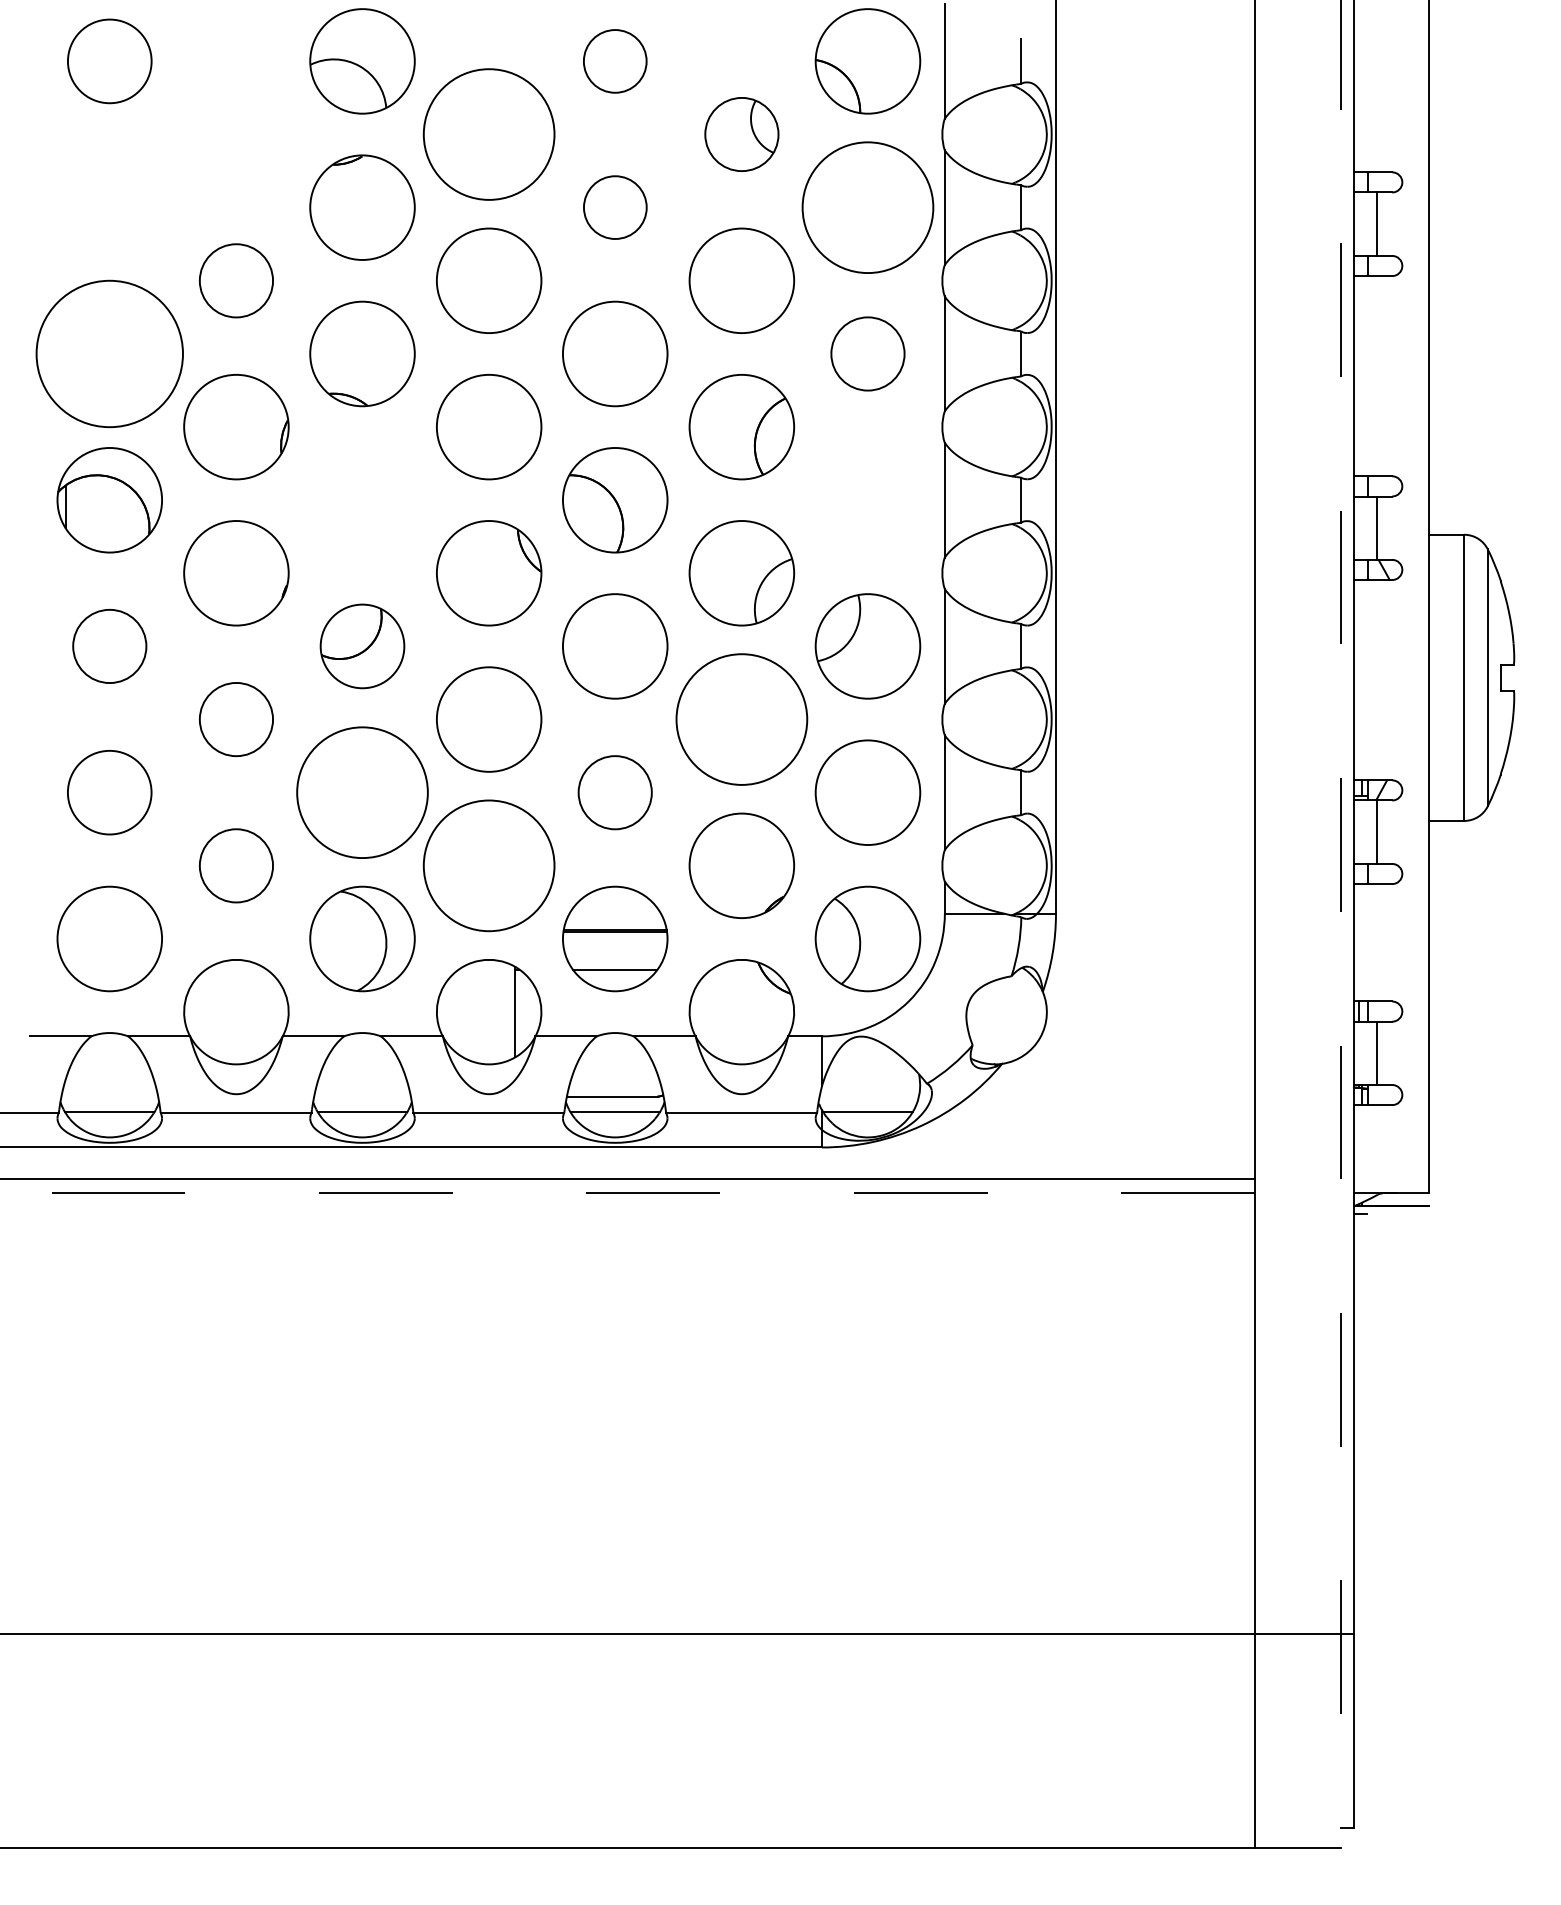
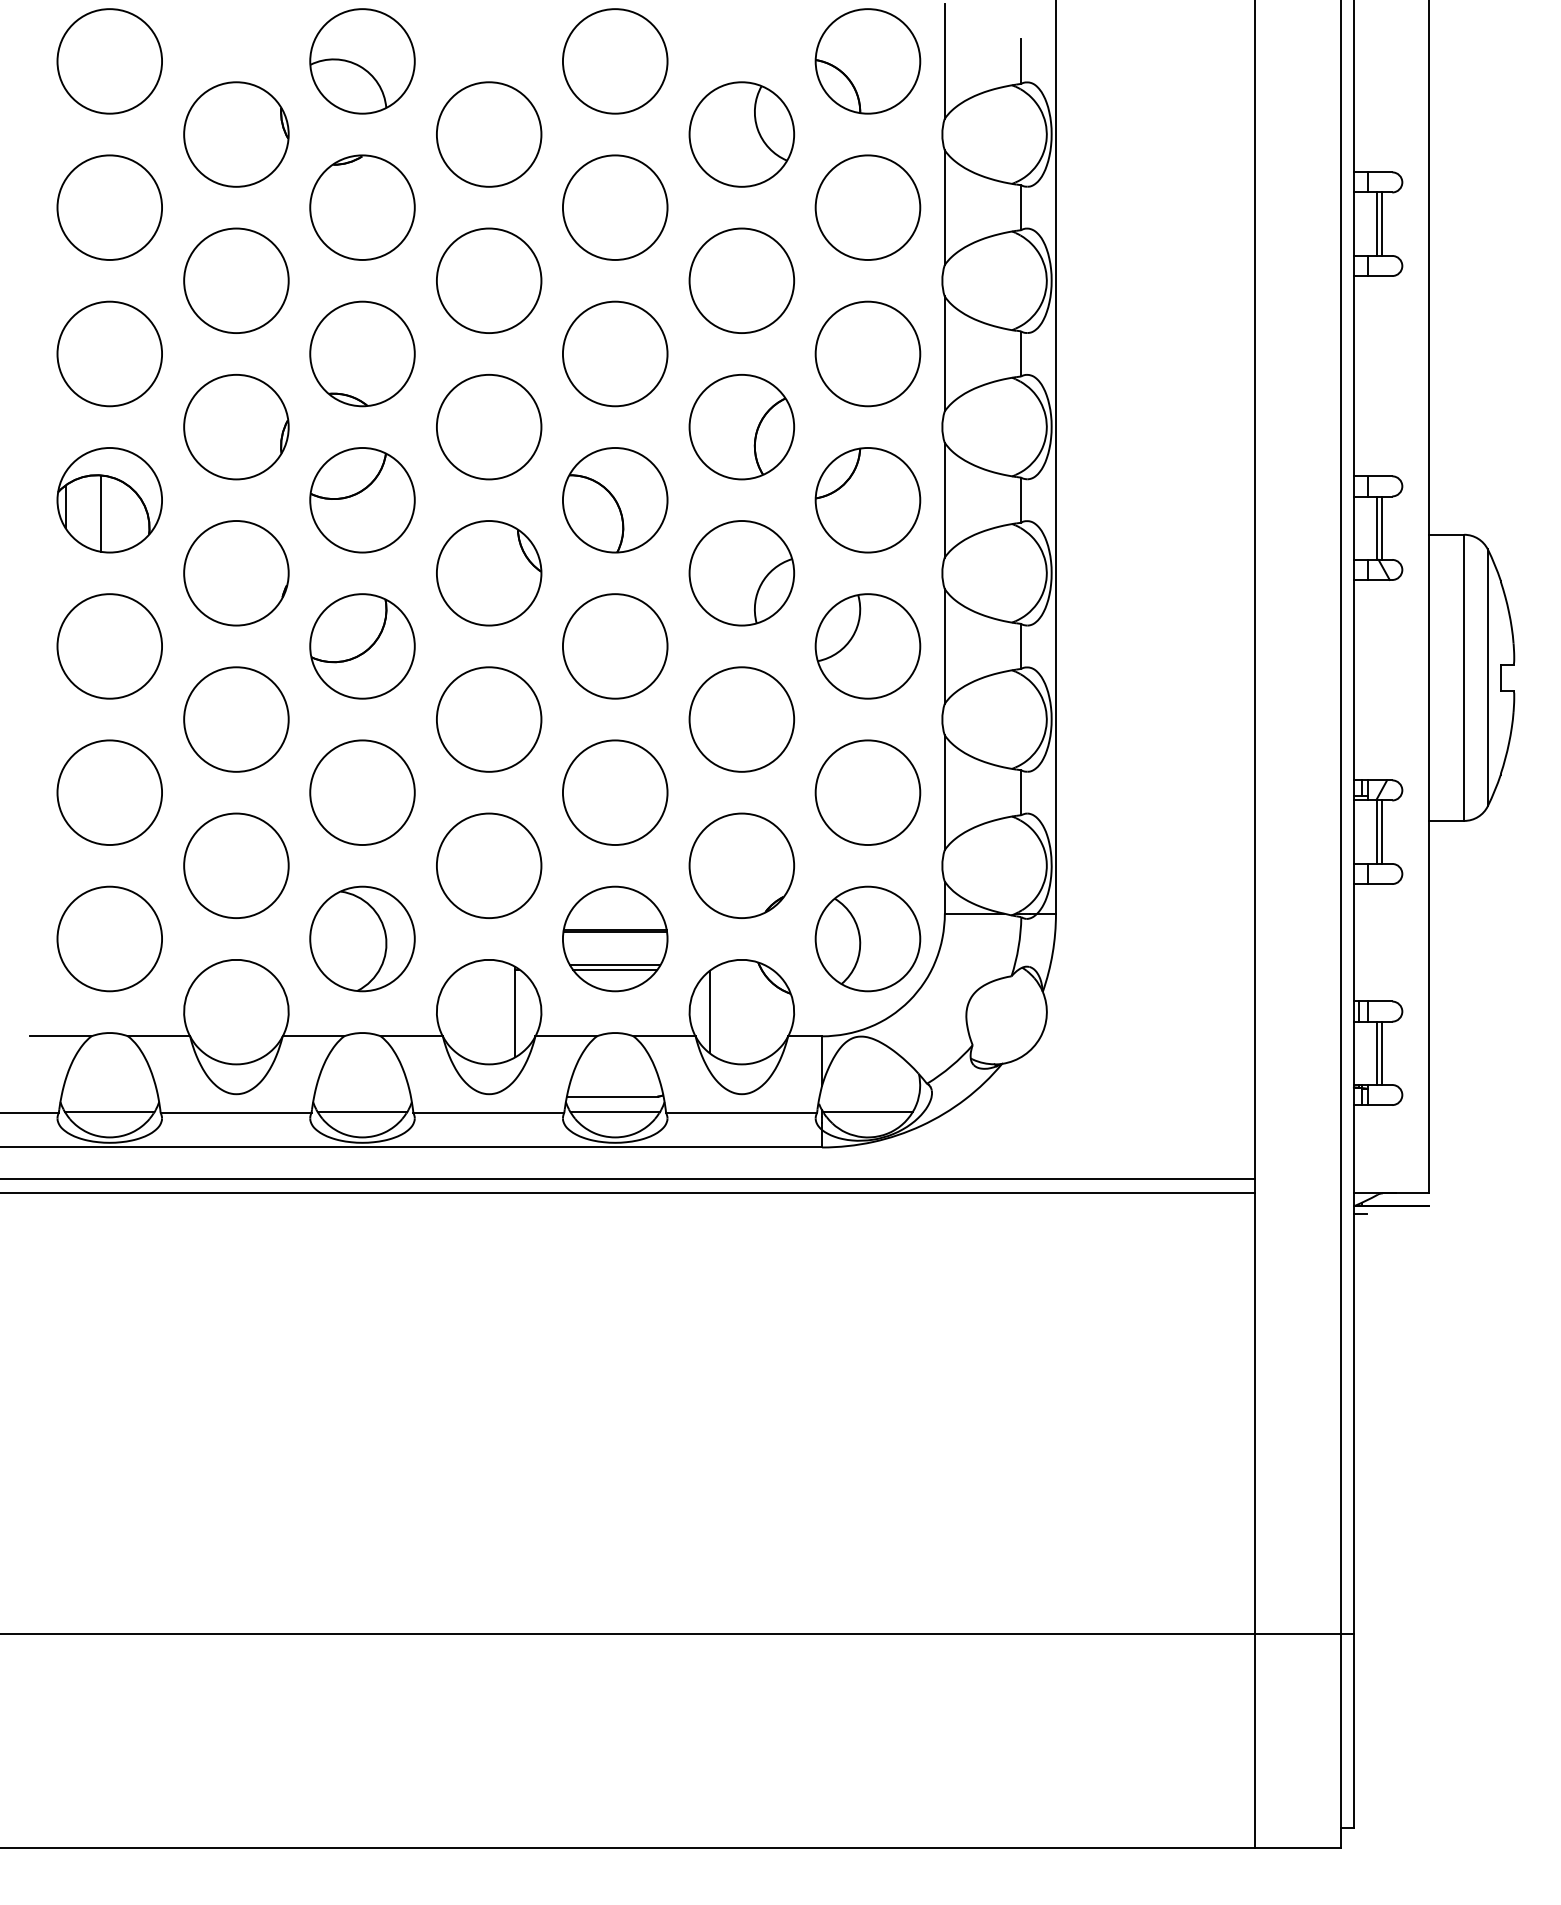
circle diameter: 84 px -> 105 px (109, 61)
circle diameter: 63 px -> 105 px (614, 61)
part: none -> present (236, 134)
circle diameter: 131 px -> 105 px (488, 134)
part size: 76x75 px -> 108x107 px (741, 134)
circle: none -> present (109, 207)
circle size: 65x65 px -> 107x107 px (615, 207)
circle diameter: 131 px -> 105 px (867, 207)
line: none -> present (1382, 223)
circle diameter: 73 px -> 105 px (236, 280)
circle diameter: 146 px -> 105 px (109, 353)
circle diameter: 73 px -> 105 px (867, 353)
part: none -> present (362, 500)
part: none -> present (867, 500)
line: none -> present (100, 513)
line: none -> present (1382, 527)
circle diameter: 73 px -> 105 px (109, 646)
part size: 87x87 px -> 107x107 px (362, 646)
circle diameter: 73 px -> 105 px (236, 719)
circle diameter: 131 px -> 105 px (741, 719)
circle size: 86x86 px -> 107x107 px (109, 792)
circle diameter: 131 px -> 105 px (362, 792)
circle diameter: 73 px -> 105 px (614, 792)
line: none -> present (1382, 831)
circle diameter: 73 px -> 105 px (236, 865)
circle diameter: 131 px -> 105 px (488, 865)
line: dashed -> solid (1340, 924)
line: none -> present (615, 965)
line: none -> present (710, 1011)
line: none -> present (1382, 1053)
line: dashed -> solid (627, 1192)
